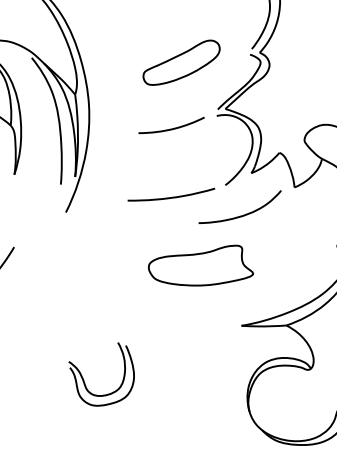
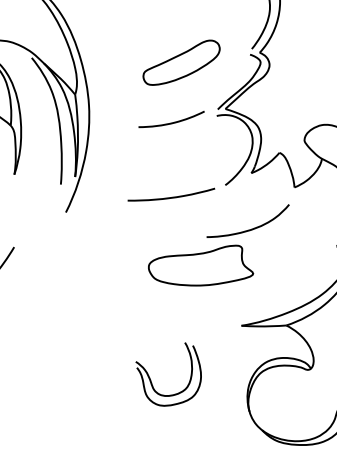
curve position: (171, 128) -> (171, 122) (171, 122)
curve position: (243, 214) -> (251, 228) (251, 228)
part position: (84, 380) -> (151, 380) (151, 380)
